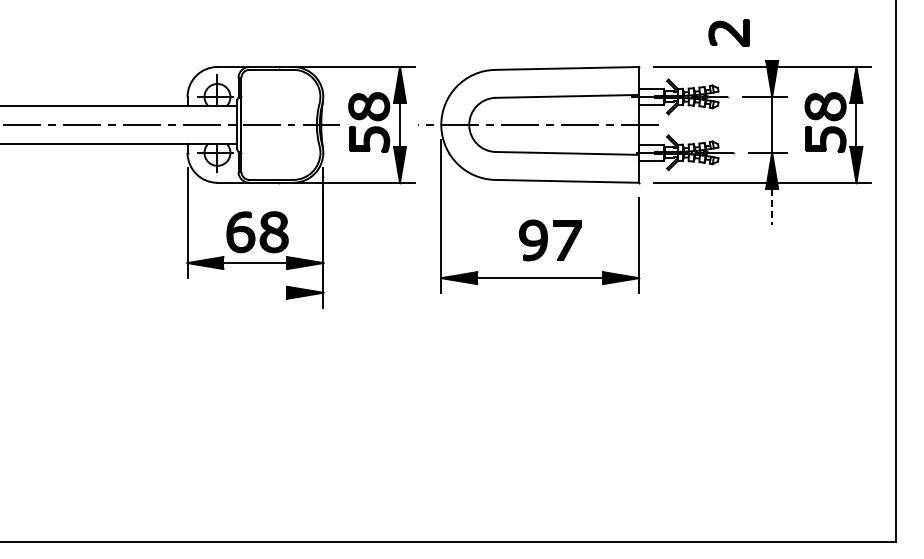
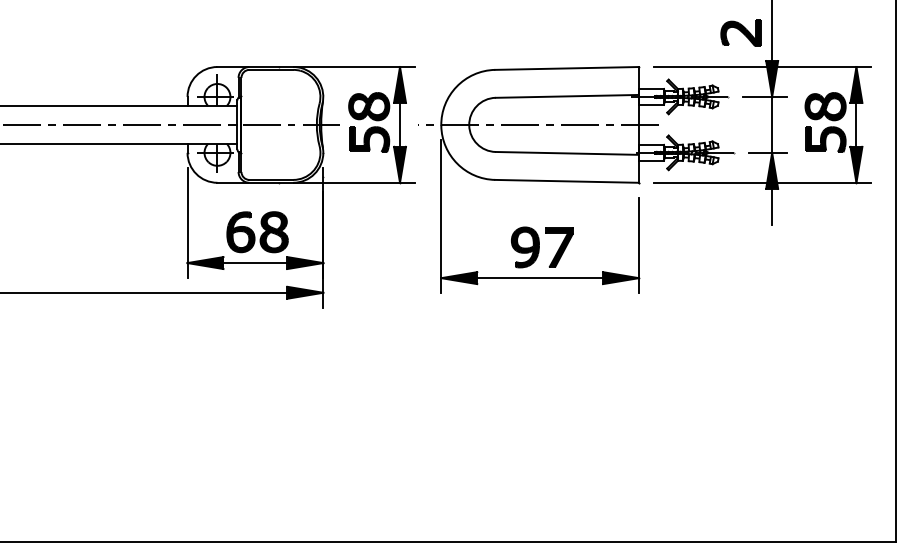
line: none -> present (772, 31)
part position: (728, 32) -> (740, 32) (740, 32)
line: dashed -> solid (772, 206)
part position: (550, 240) -> (542, 247) (542, 247)
line: none -> present (144, 292)
